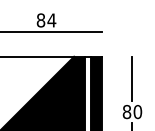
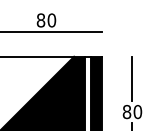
text: 84 -> 80 (51, 20)
